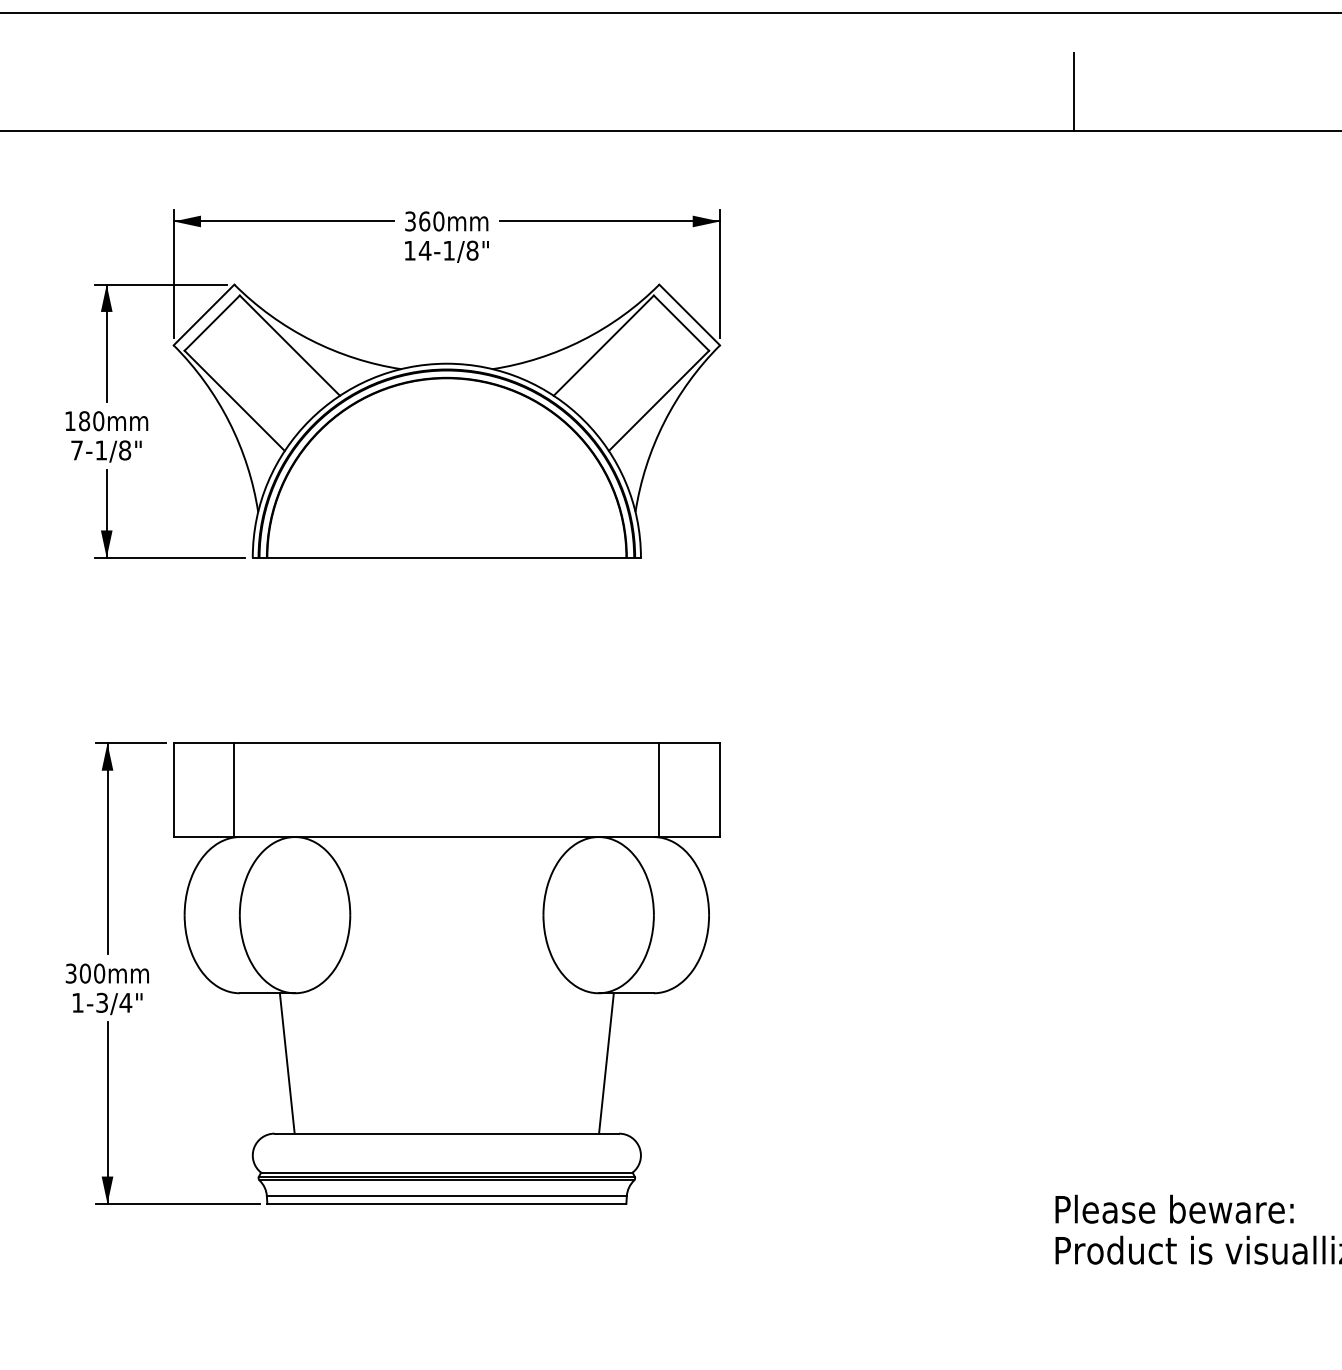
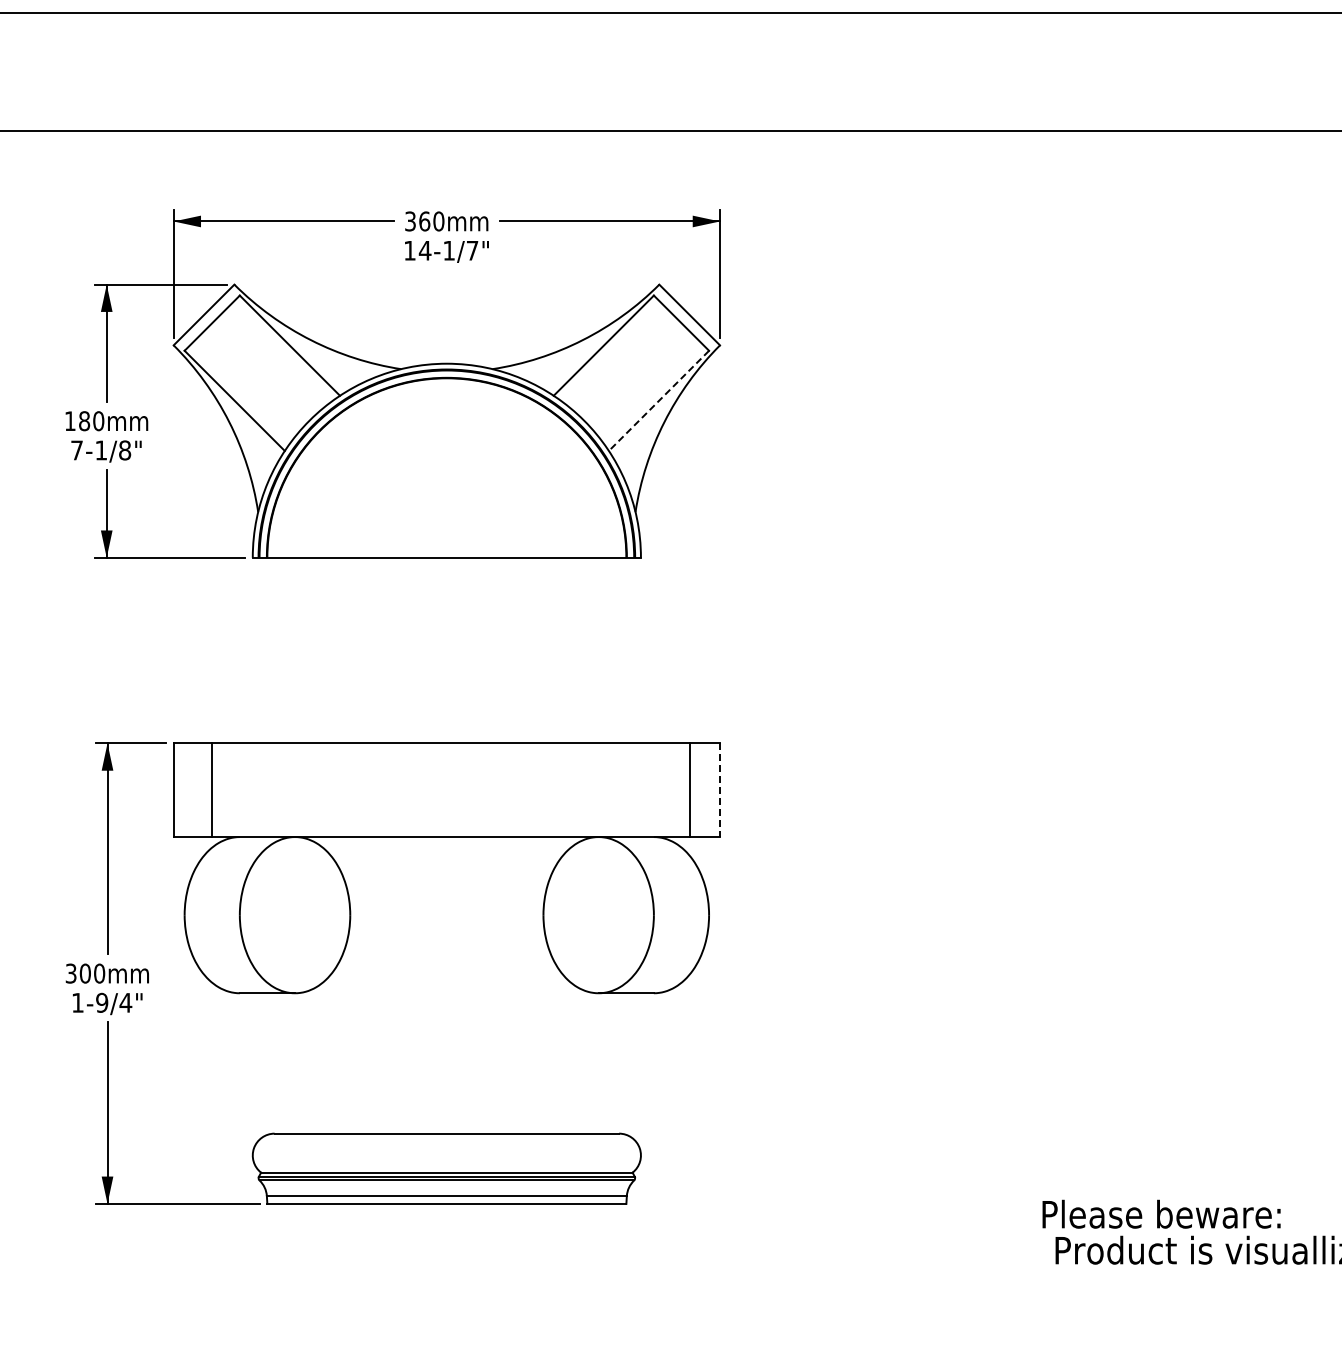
line: present -> none (1074, 91)
text: 14-1/8" -> 14-1/7" (472, 250)
line: solid -> dashed (659, 400)
line position: (234, 790) -> (212, 790) (212, 790)
line position: (659, 790) -> (690, 790) (690, 790)
line: solid -> dashed (720, 790)
text: 1-3/4" -> 1-9/4" (102, 1002)
line: present -> none (286, 1063)
line: present -> none (606, 1063)
text position: (1174, 1208) -> (1161, 1213) (1161, 1213)
